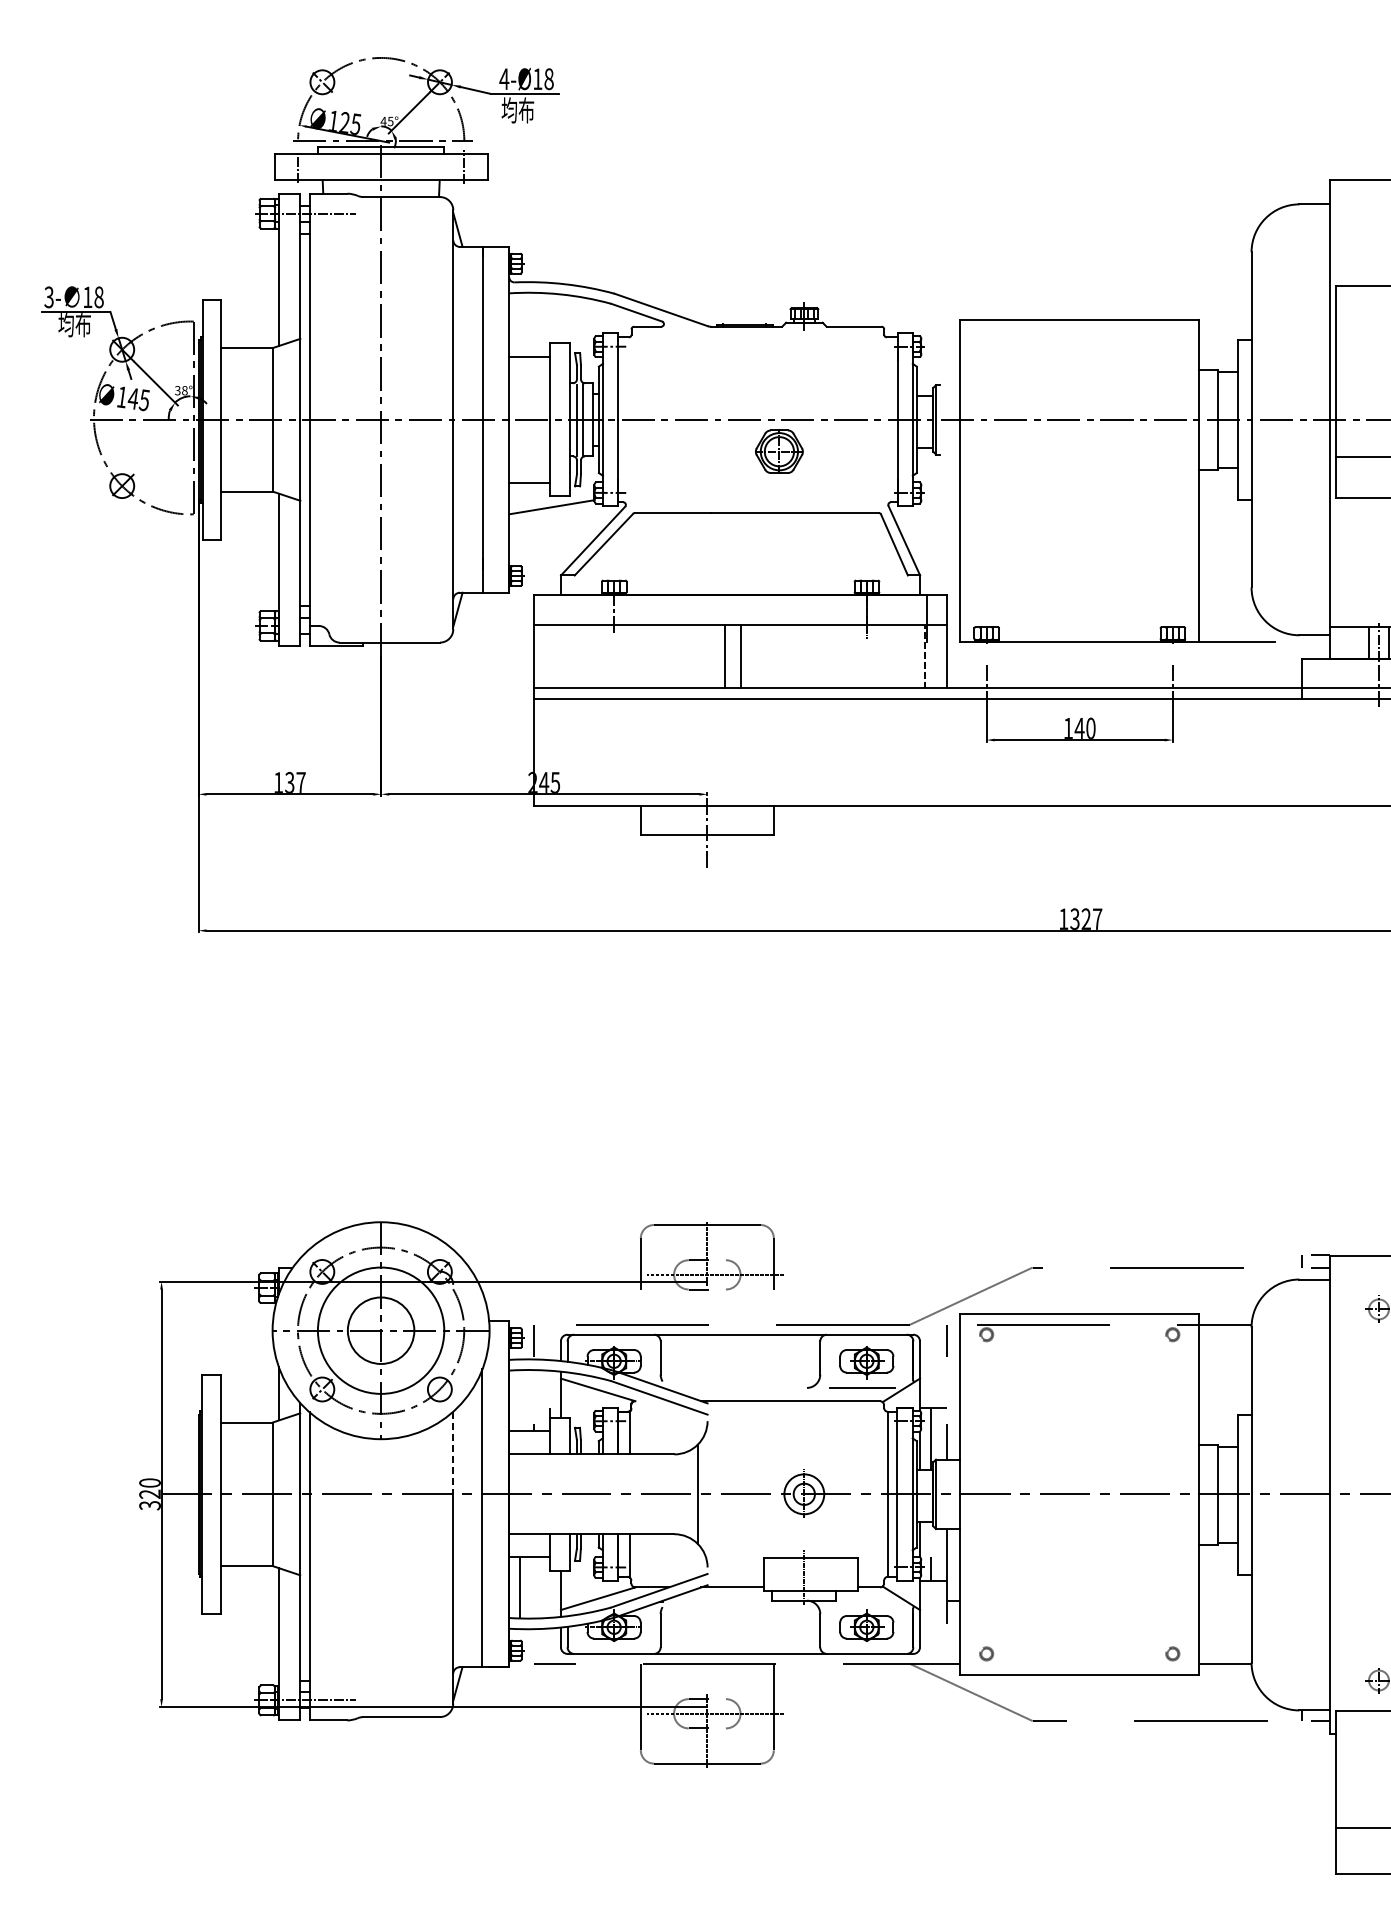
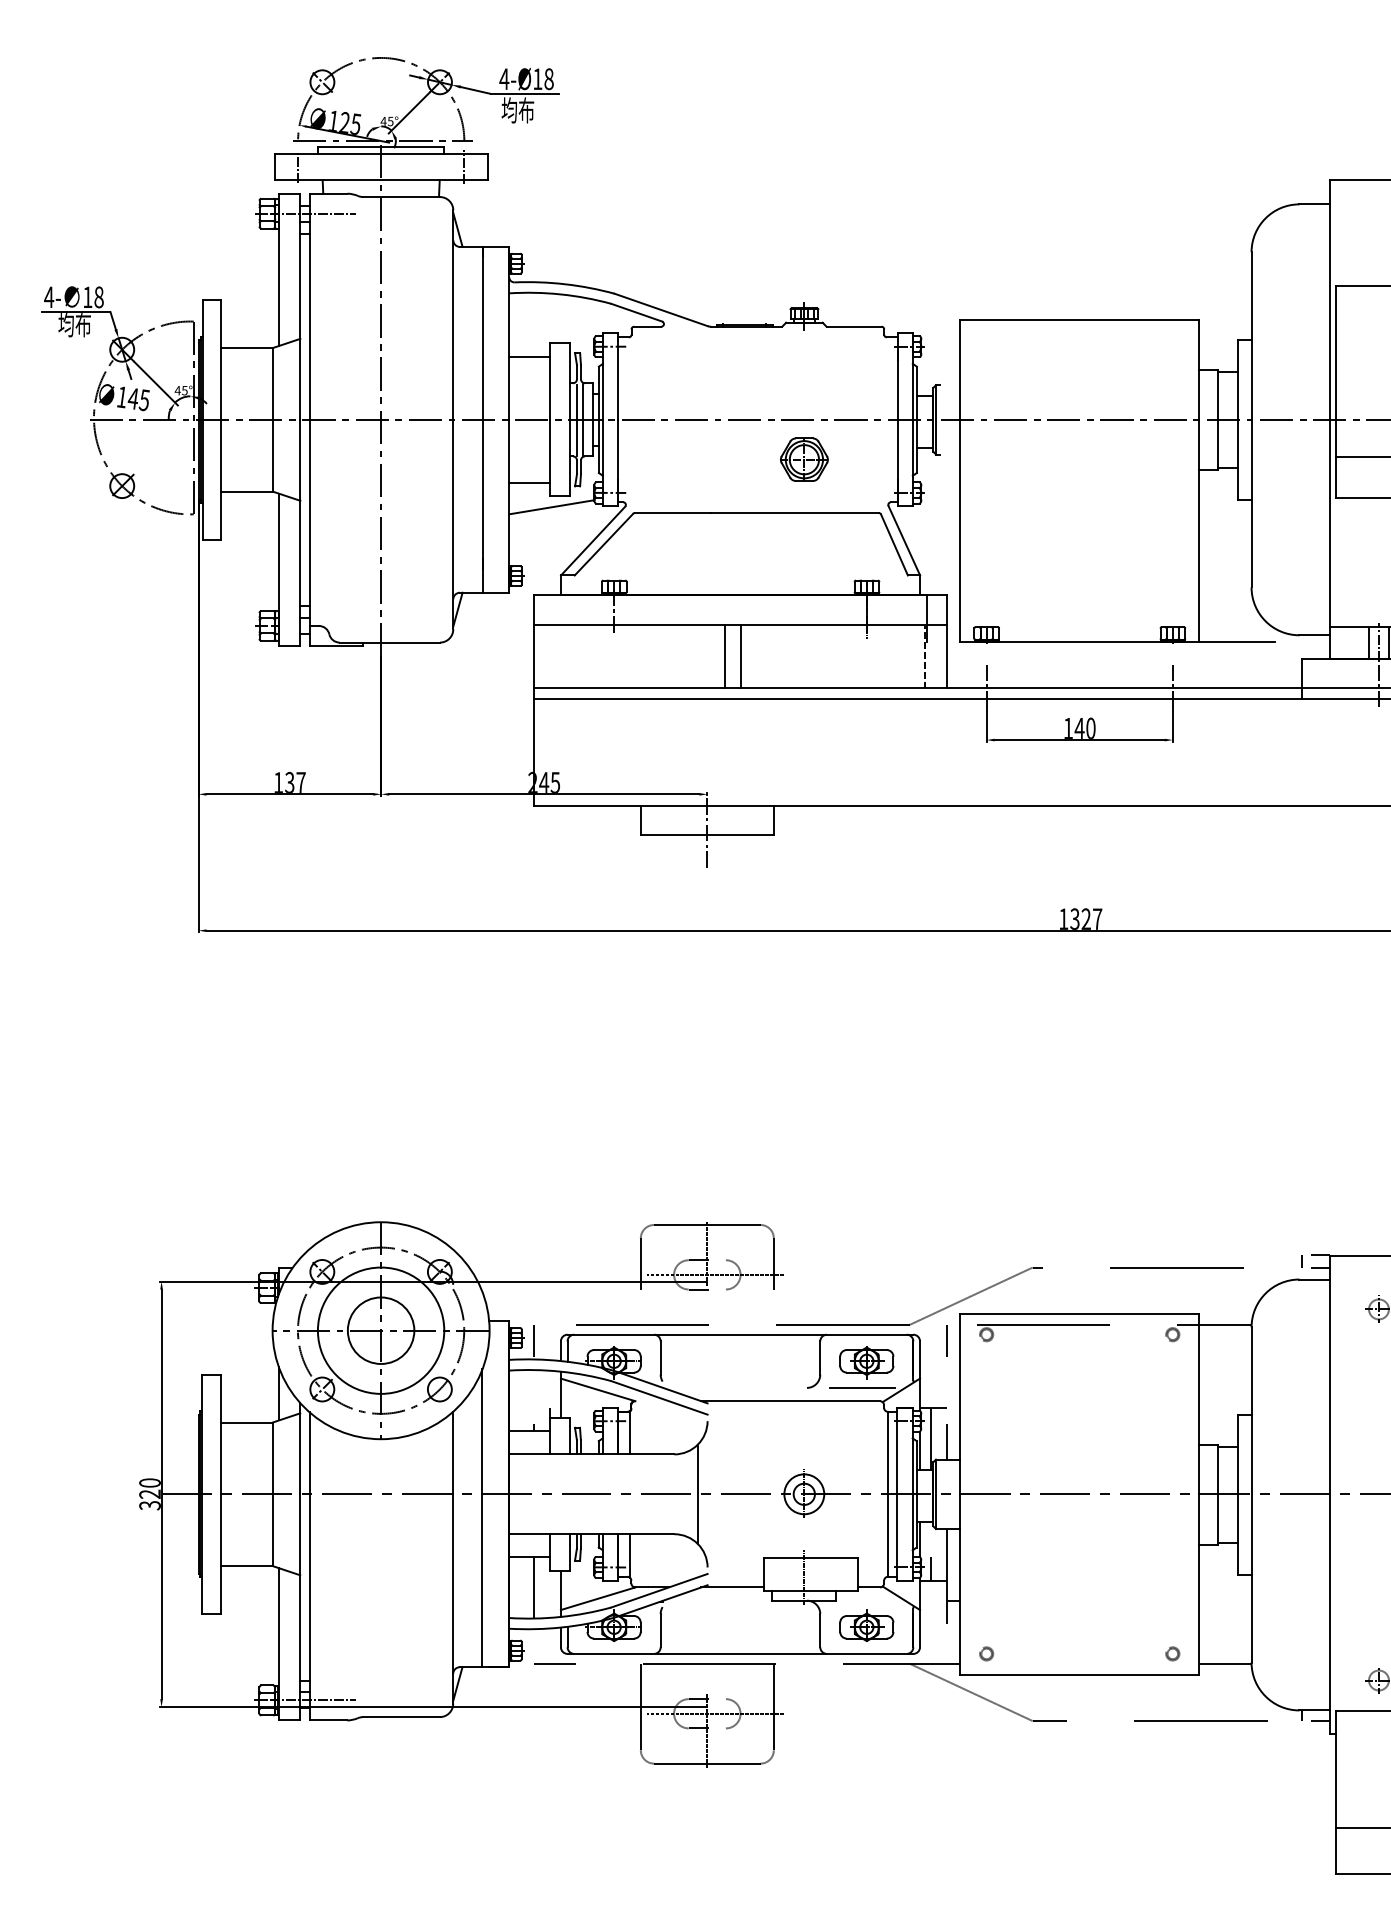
text: 3- -> 4- (49, 297)
text: 38° -> 45° (180, 390)
part position: (779, 451) -> (804, 459) (804, 459)
line: dashed -> solid (453, 1453)
line position: (520, 1587) -> (534, 1587) (534, 1587)
